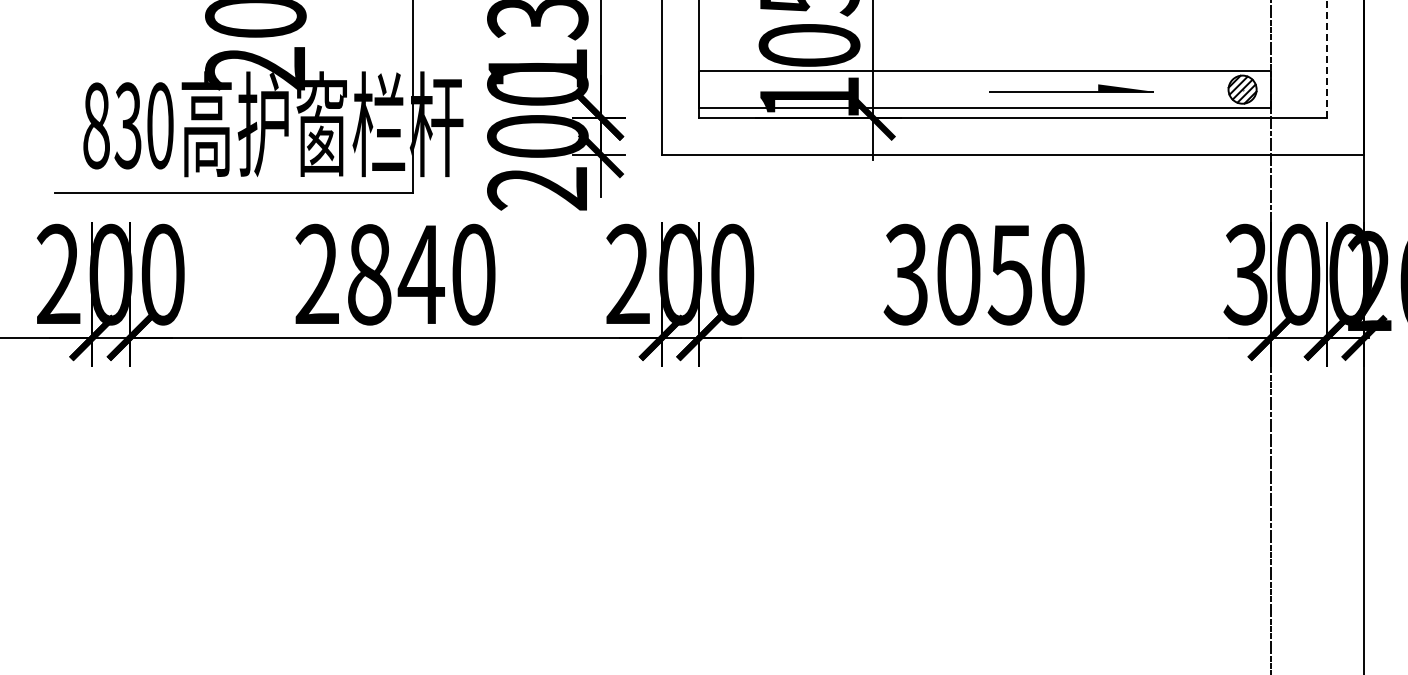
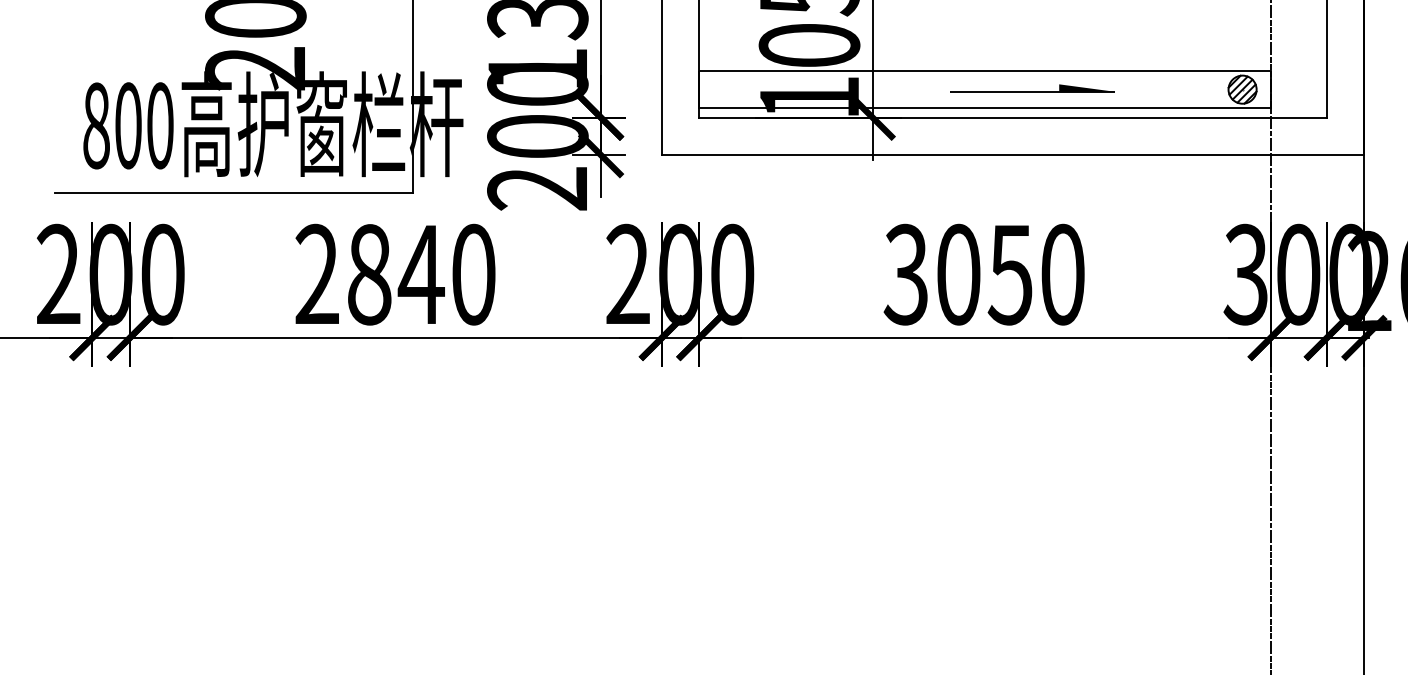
line: dashed -> solid (1326, 58)
part position: (1071, 88) -> (1032, 88) (1032, 88)
text: 830 -> 800 (127, 125)
